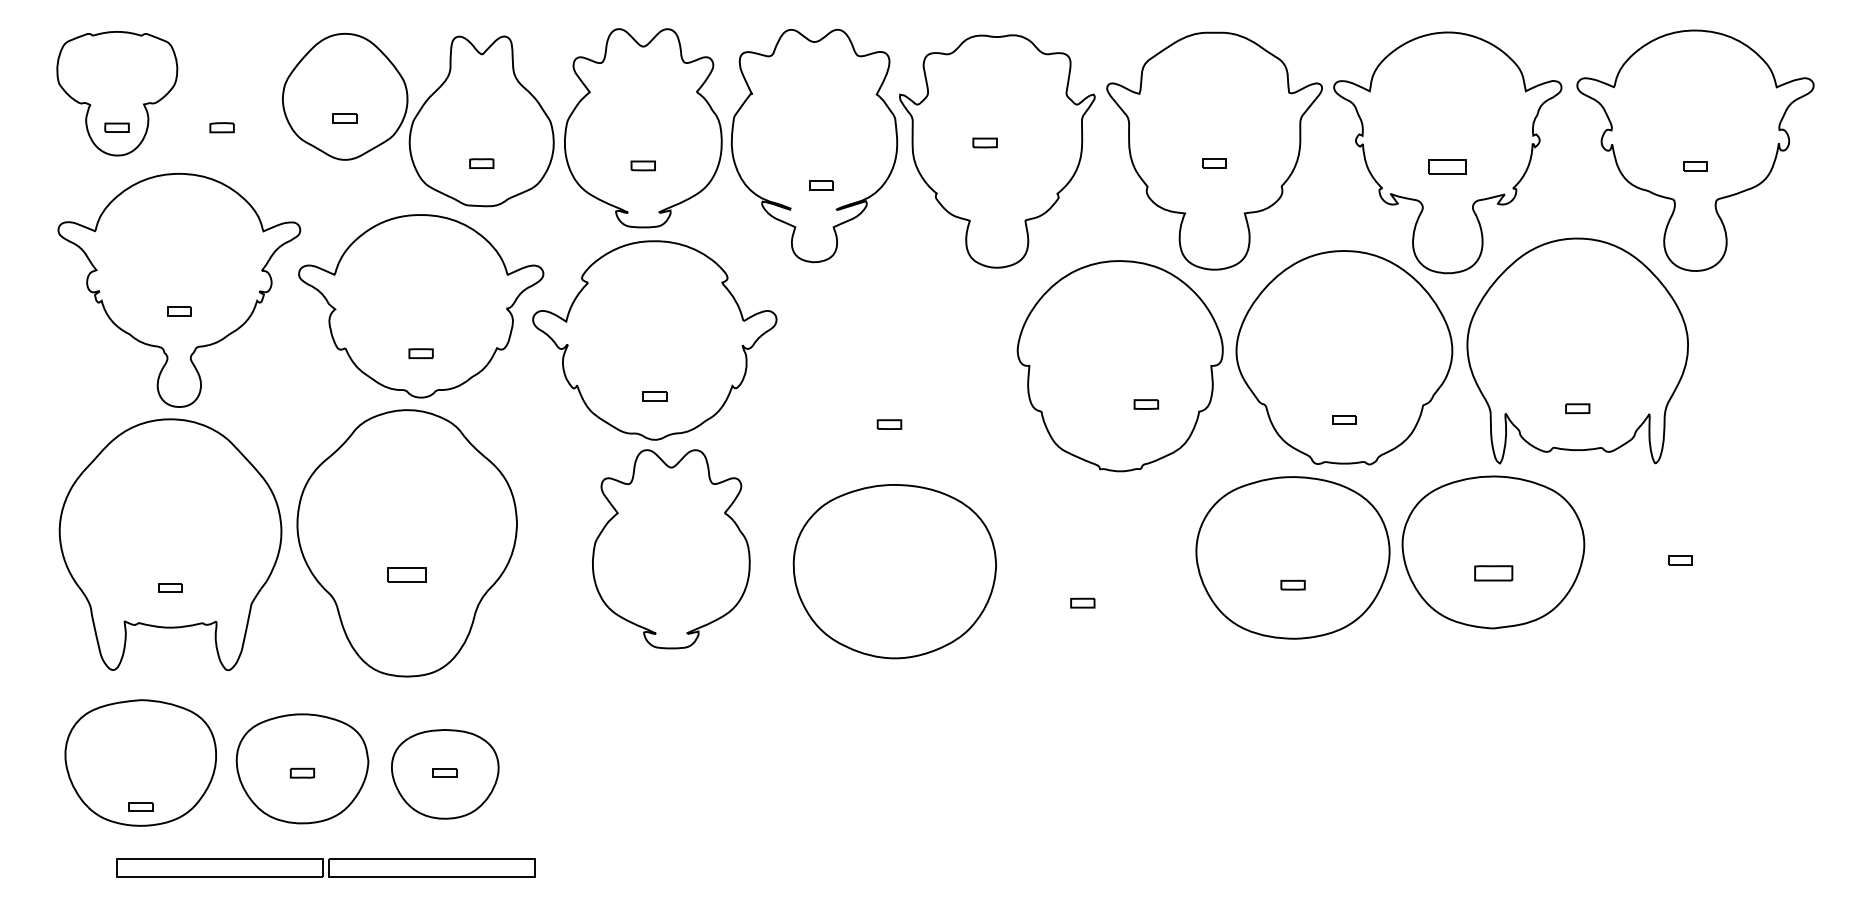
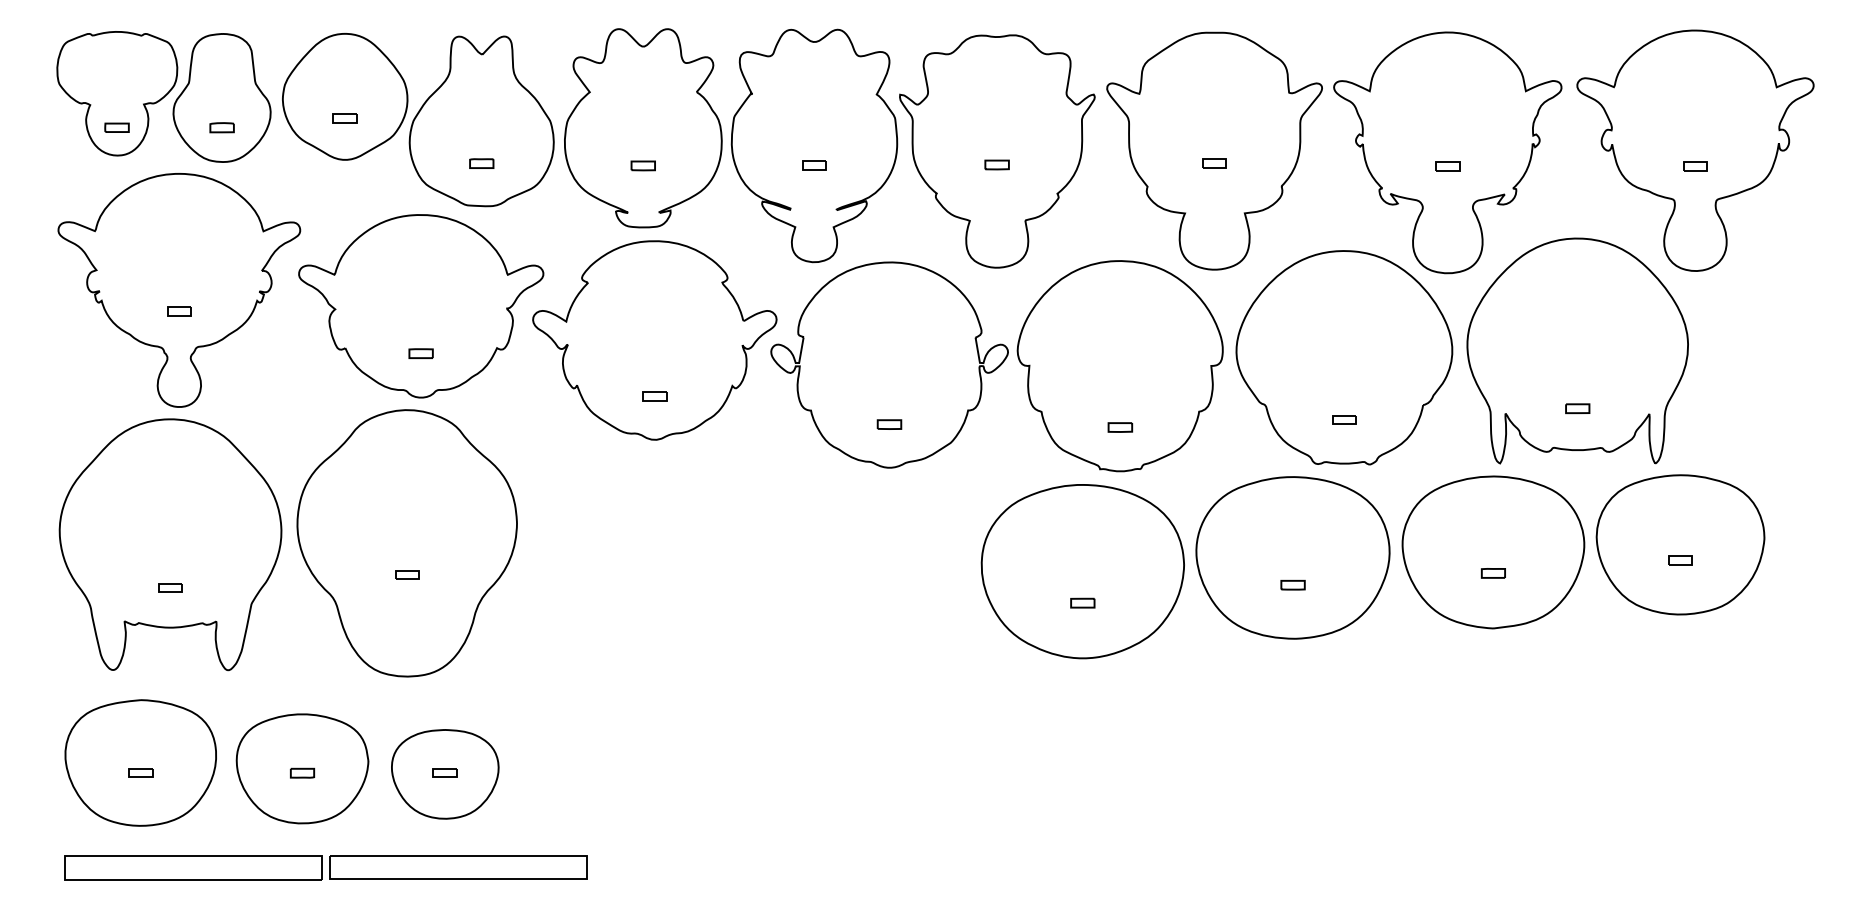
part: none -> present (221, 97)
part position: (984, 142) -> (996, 164) (996, 164)
part size: 39x16 px -> 26x11 px (1447, 166)
part position: (821, 185) -> (814, 165) (814, 165)
part: none -> present (889, 364)
part position: (1146, 404) -> (1120, 427) (1120, 427)
part: none -> present (1680, 544)
part: present -> none (671, 549)
part position: (894, 571) -> (1082, 571) (1082, 571)
part size: 40x17 px -> 26x11 px (1492, 573)
part size: 40x16 px -> 25x10 px (407, 574)
part position: (140, 806) -> (140, 772) (140, 772)
part size: 420x20 px -> 524x26 px (325, 867)
